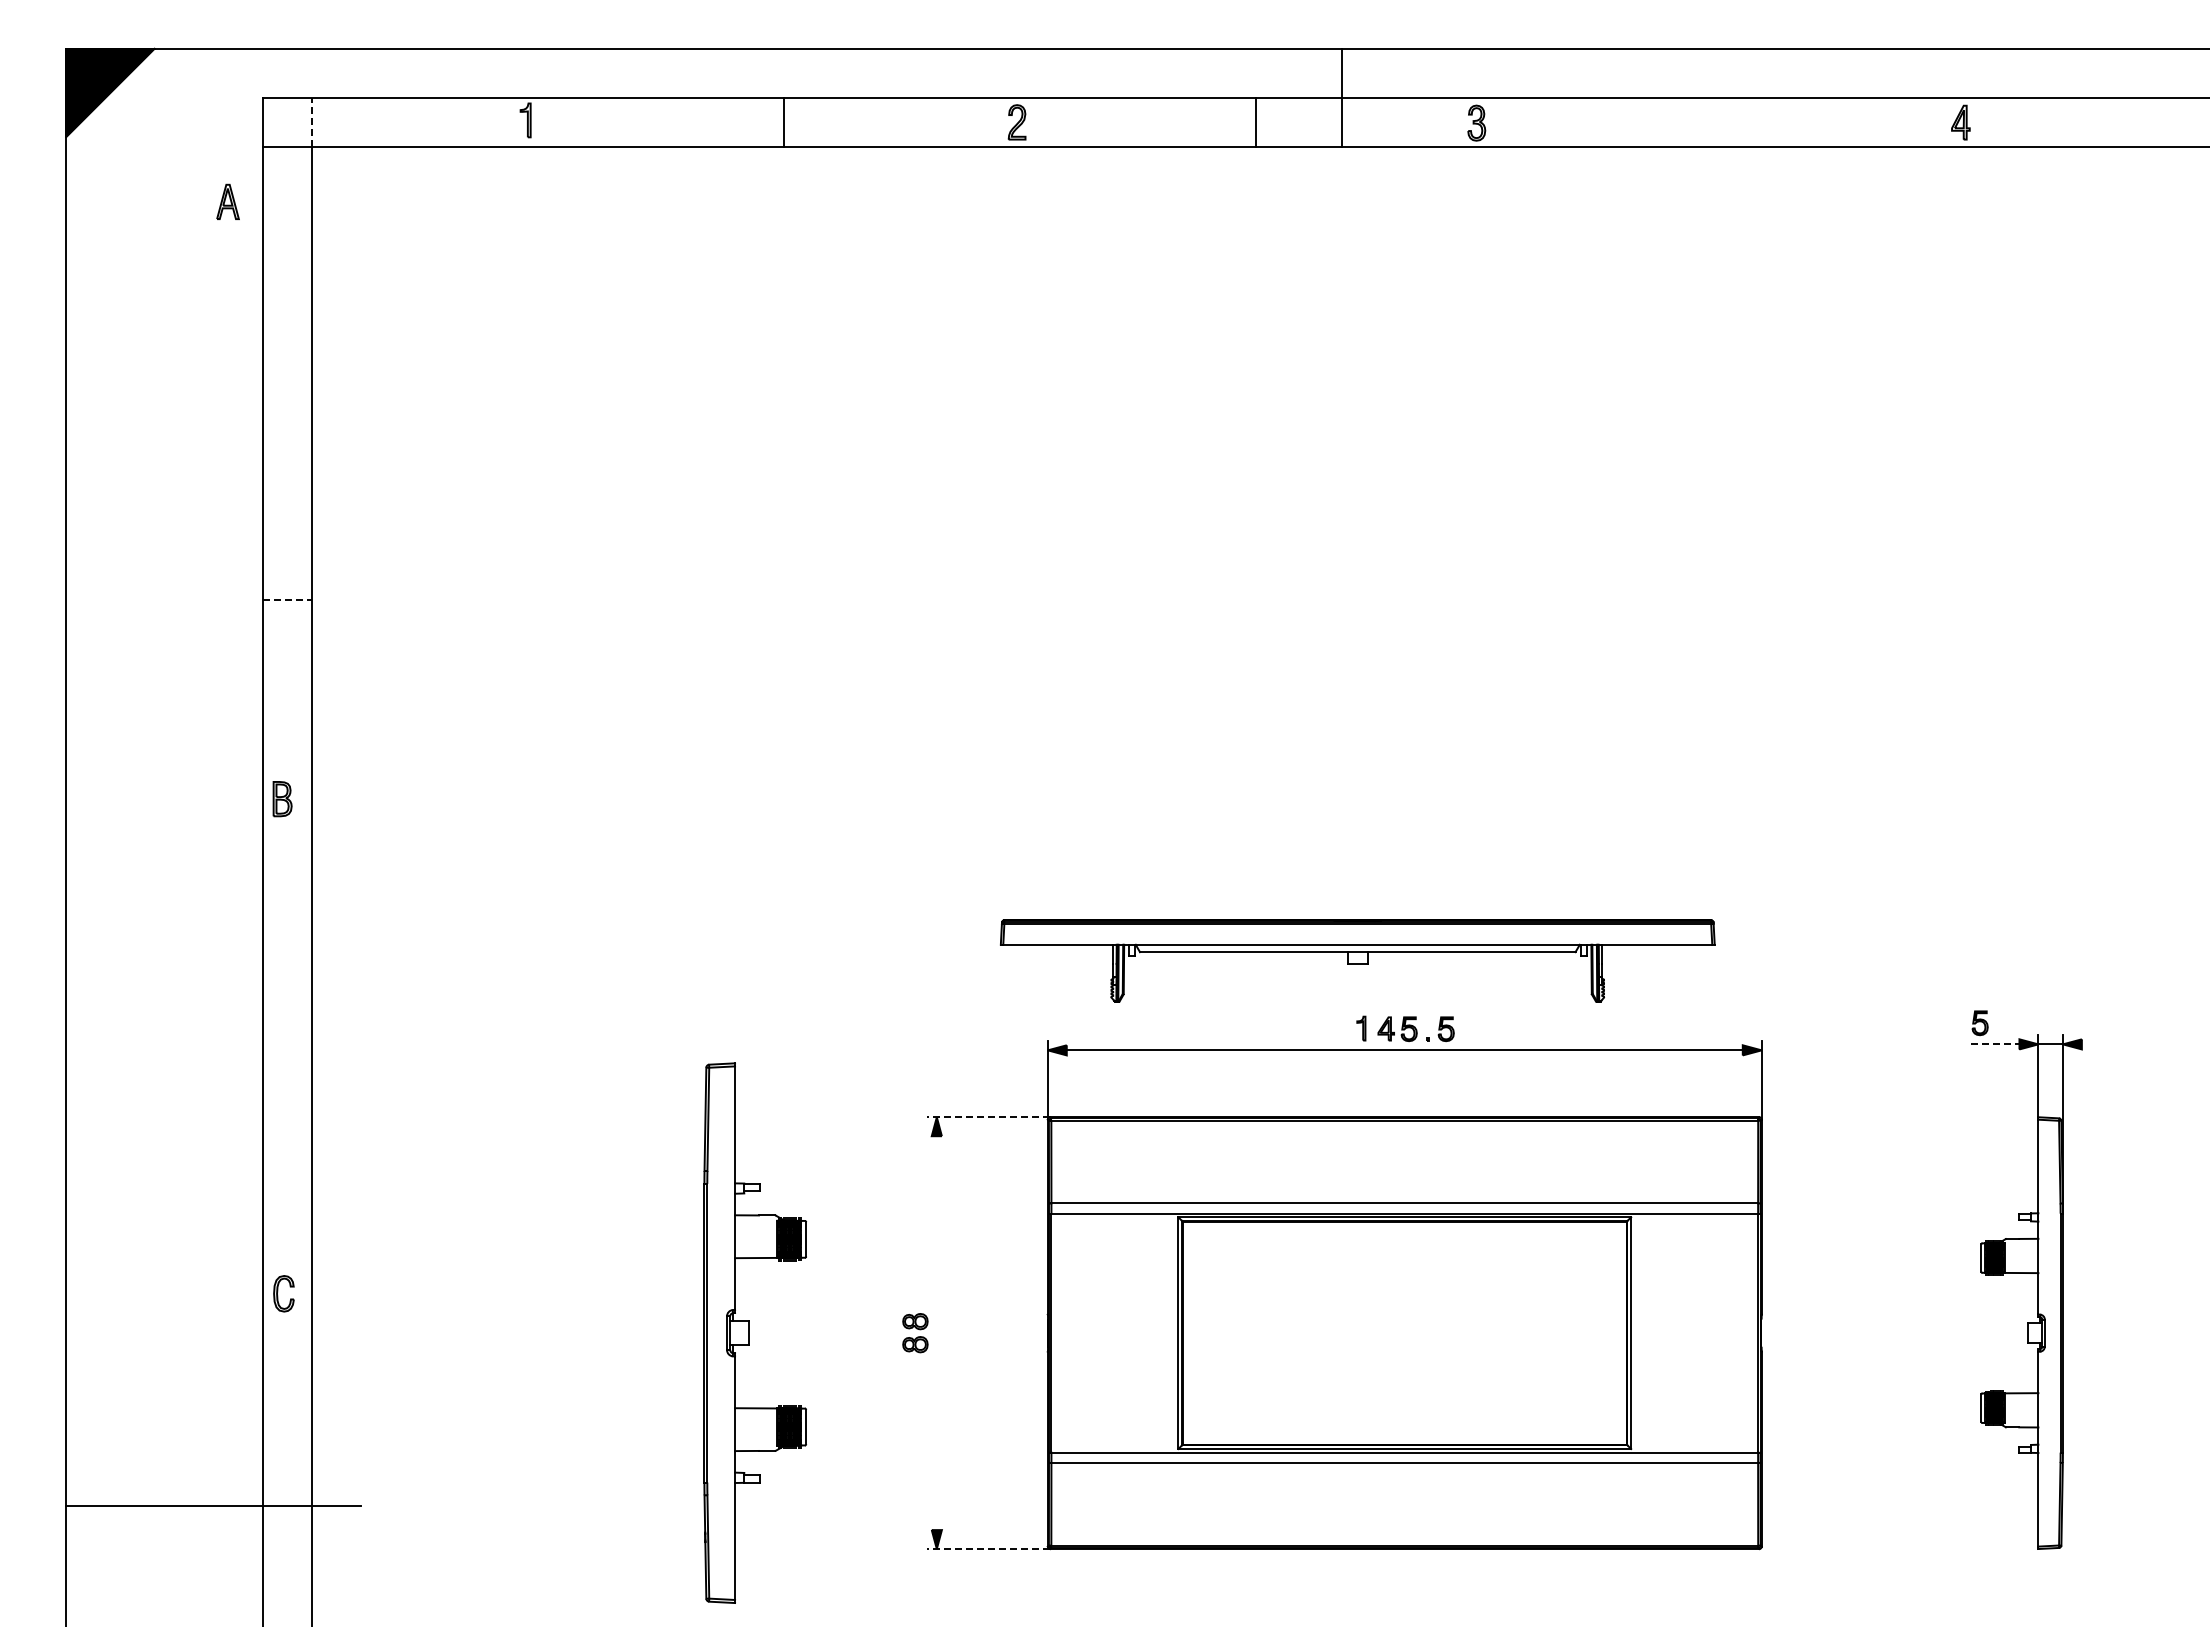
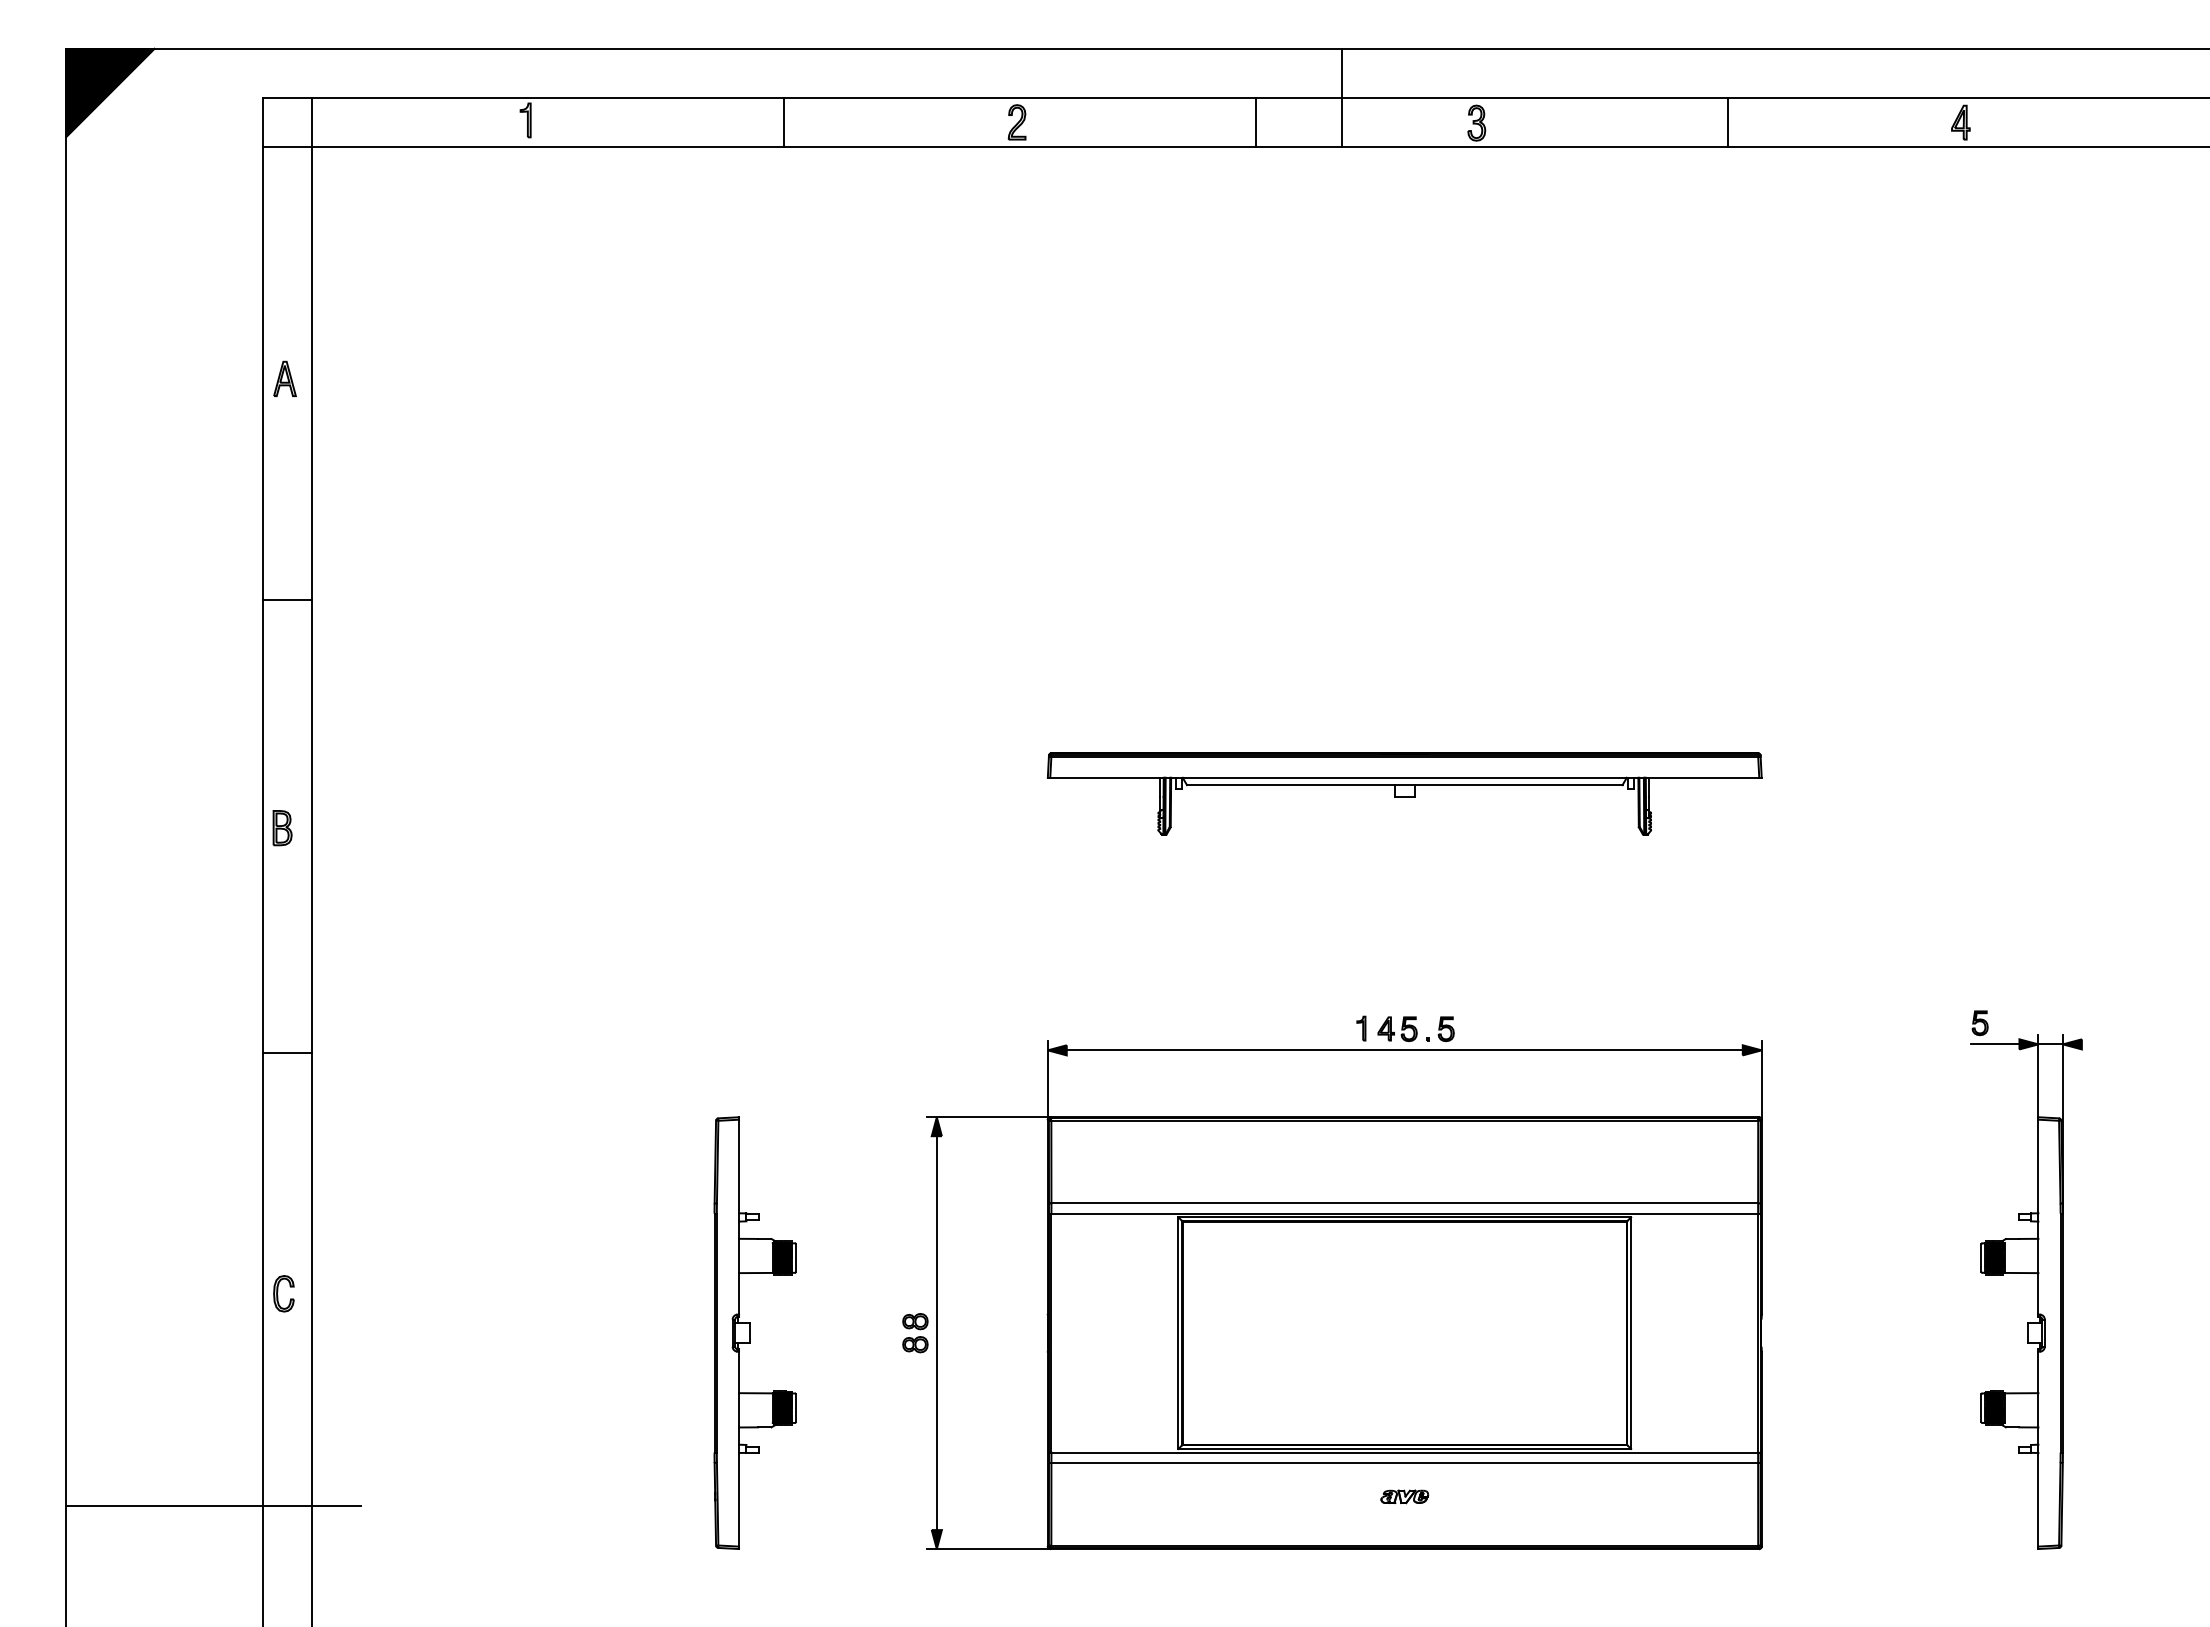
line: none -> present (1728, 121)
line: dashed -> solid (311, 122)
part position: (227, 201) -> (284, 378) (284, 378)
line: dashed -> solid (287, 599)
part position: (282, 799) -> (282, 828) (282, 828)
part position: (1357, 960) -> (1404, 793) (1404, 793)
line: dashed -> solid (1995, 1044)
line: none -> present (286, 1052)
line: dashed -> solid (988, 1117)
part size: 104x542 px -> 84x434 px (754, 1332)
line: none -> present (936, 1333)
part: none -> present (1404, 1496)
line: dashed -> solid (988, 1549)
